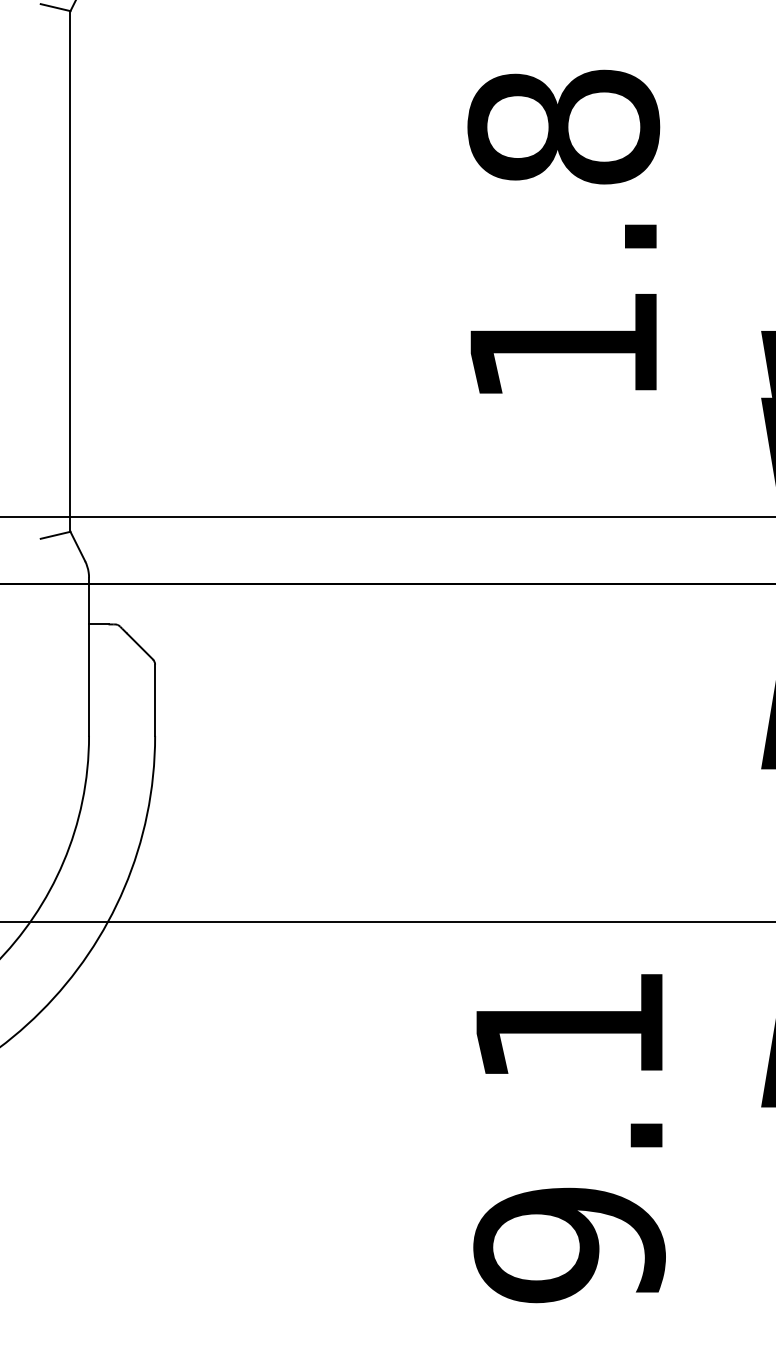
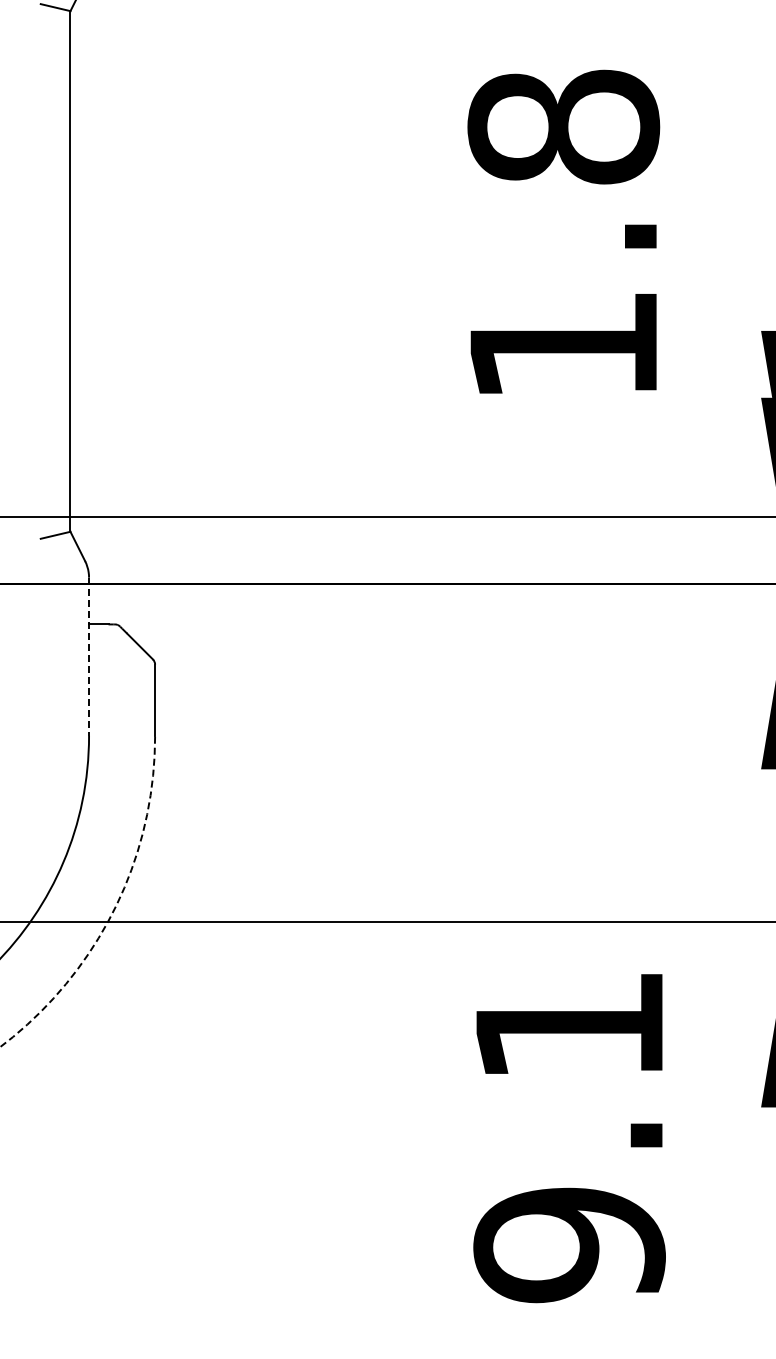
line: solid -> dashed (89, 657)
arc: solid -> dashed (115, 907)
